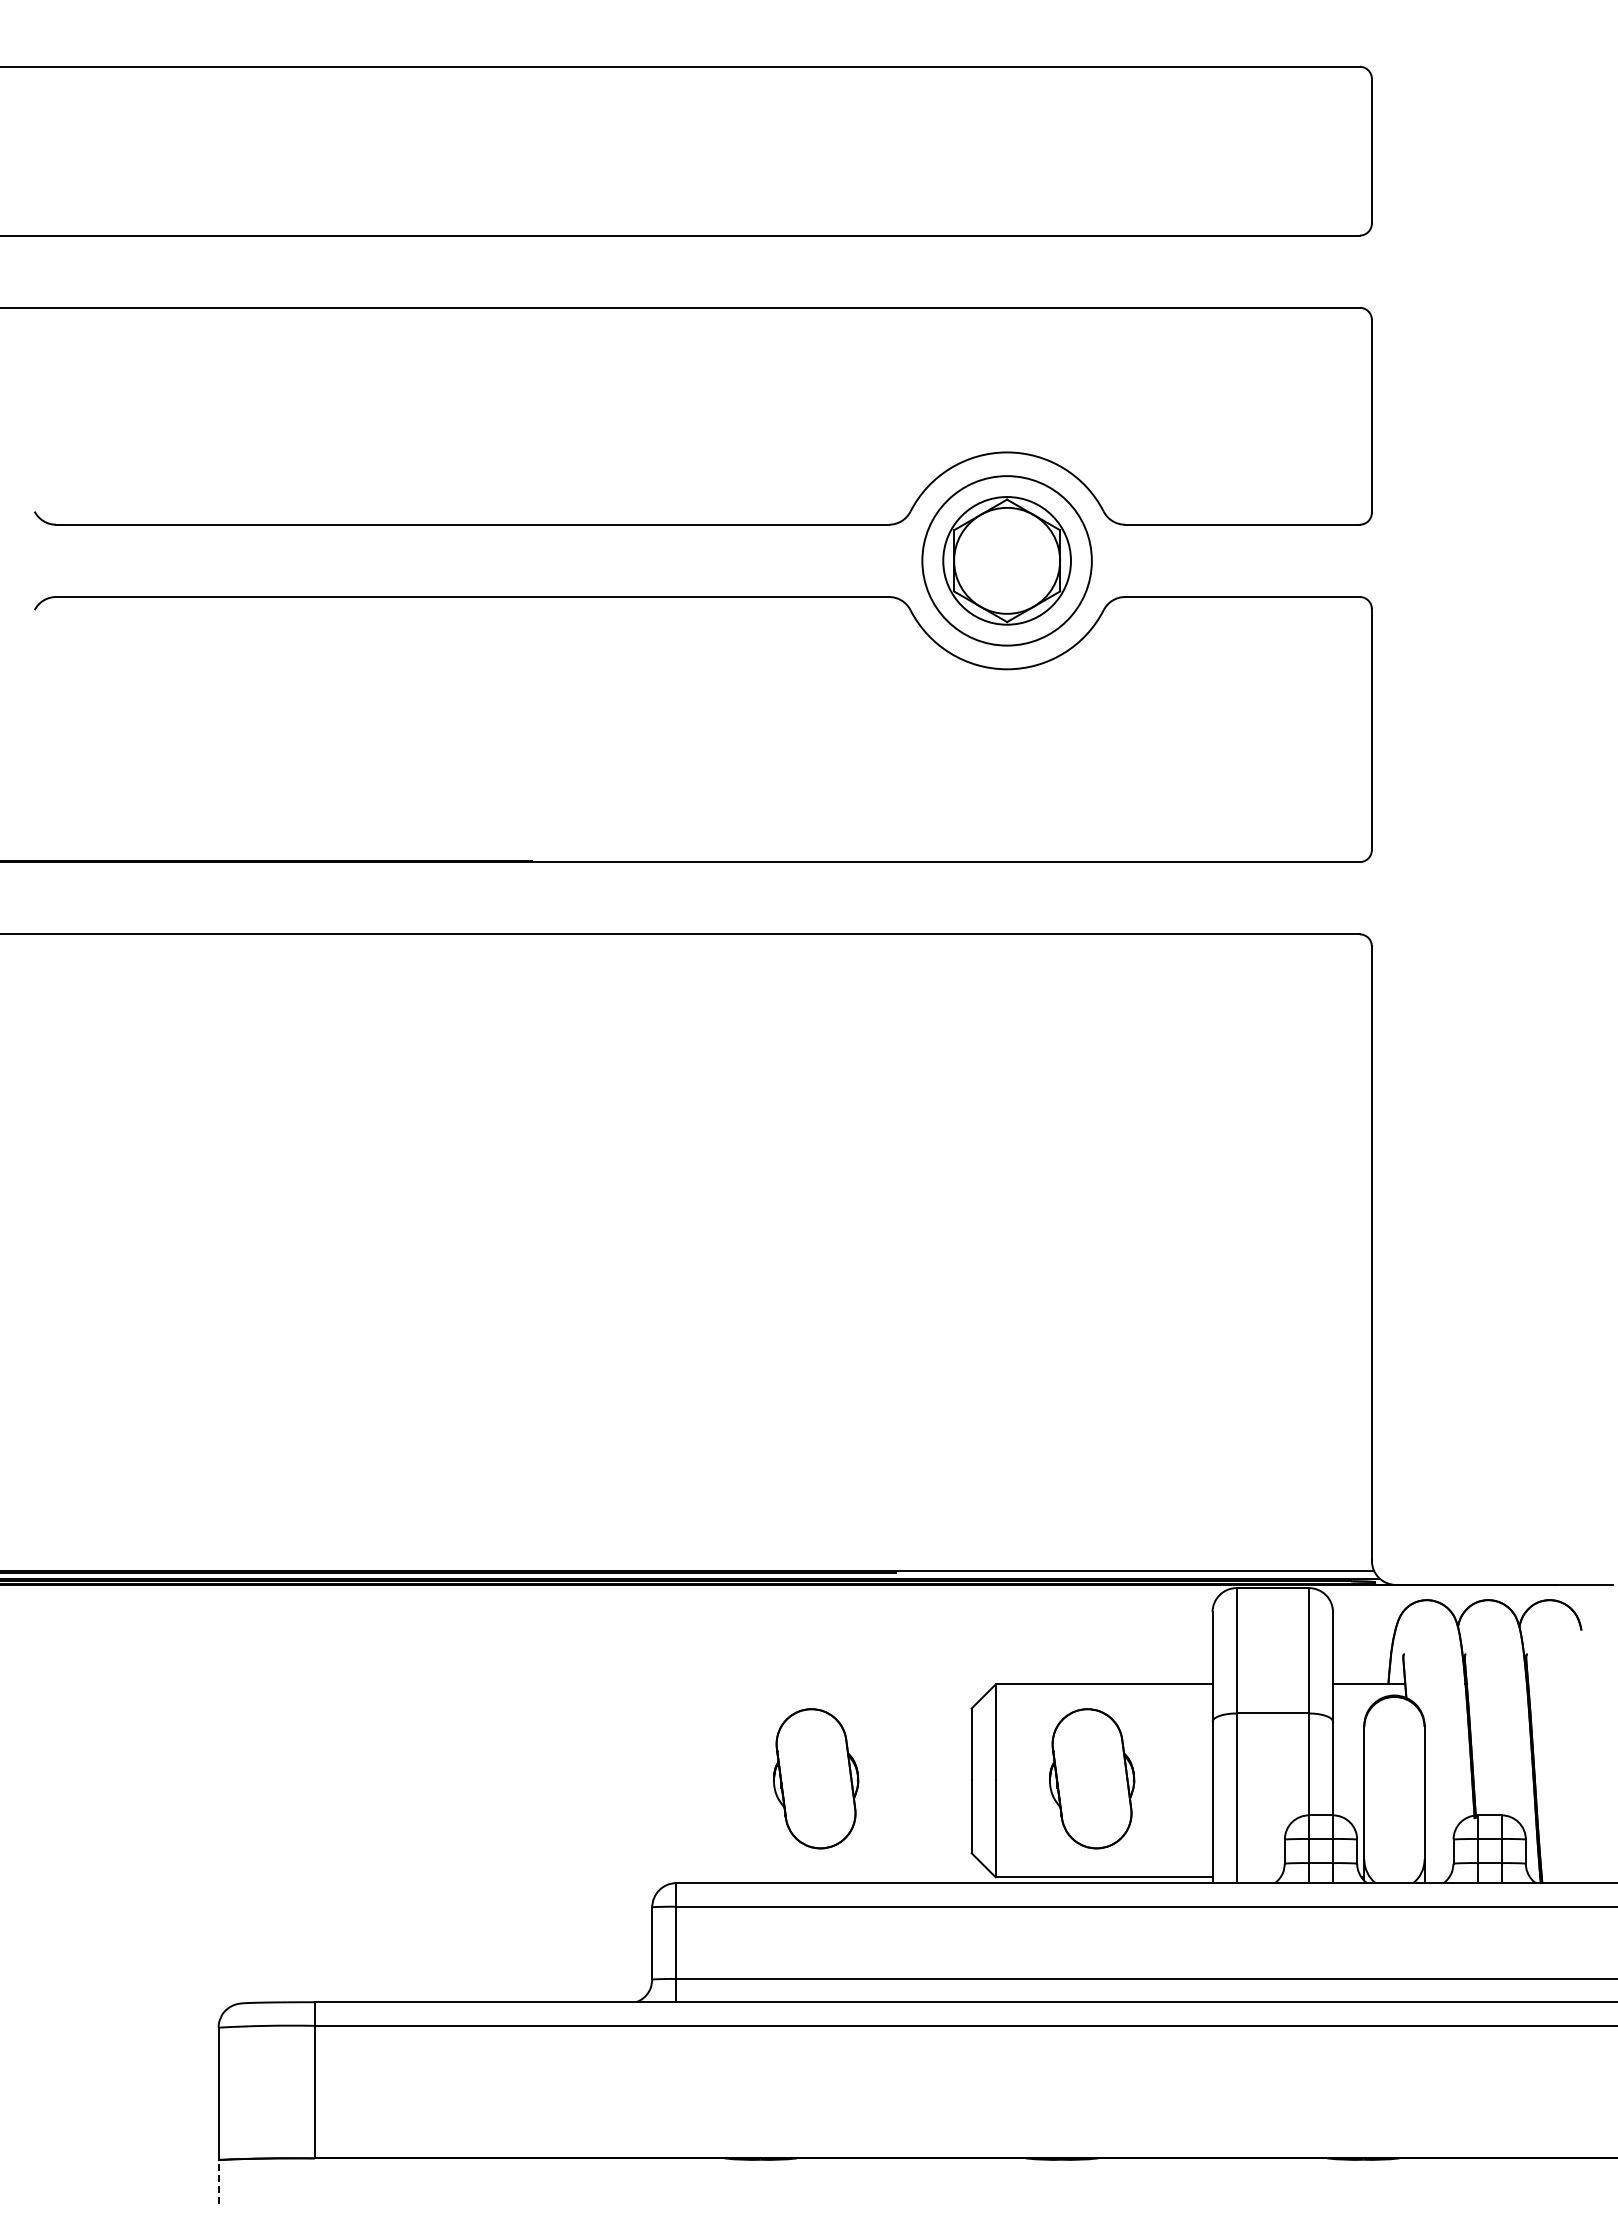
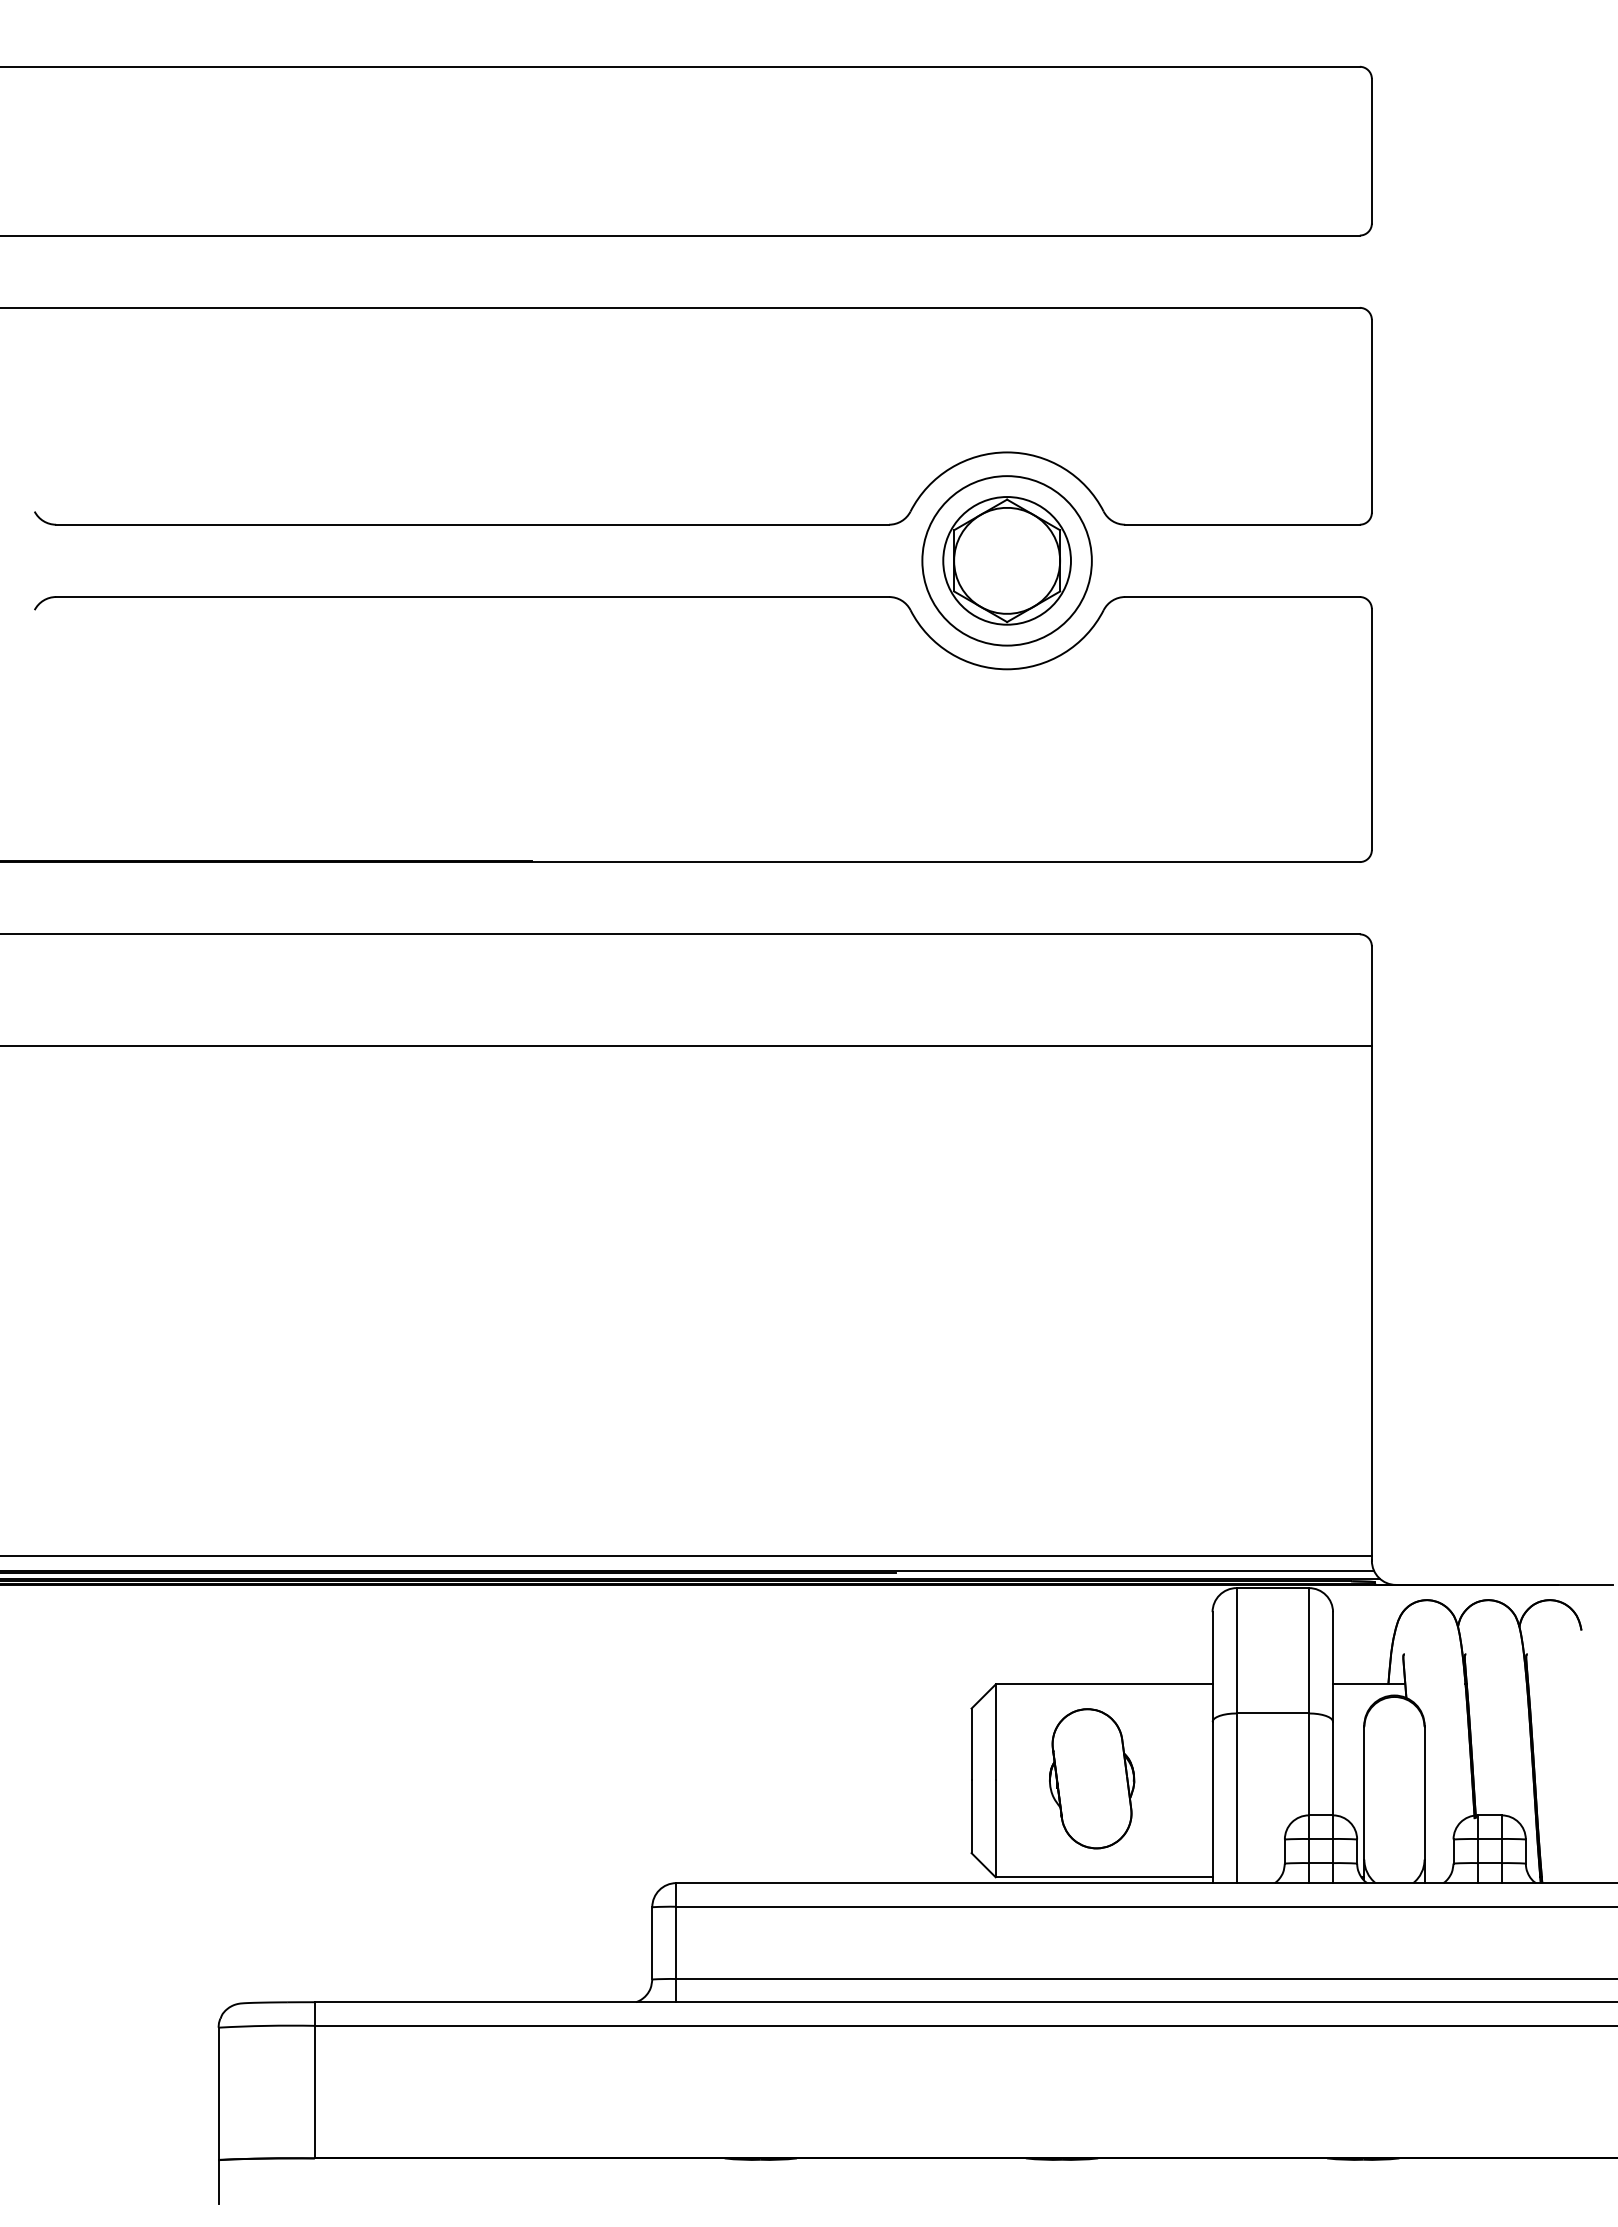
line: none -> present (686, 1046)
line: none -> present (686, 1555)
part: present -> none (816, 1778)
line: dashed -> solid (218, 2181)
